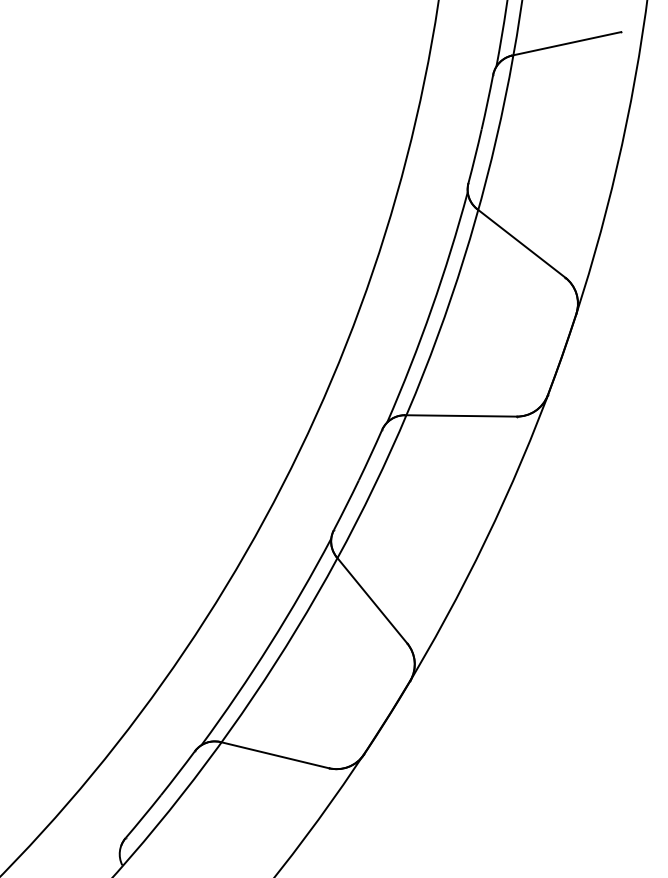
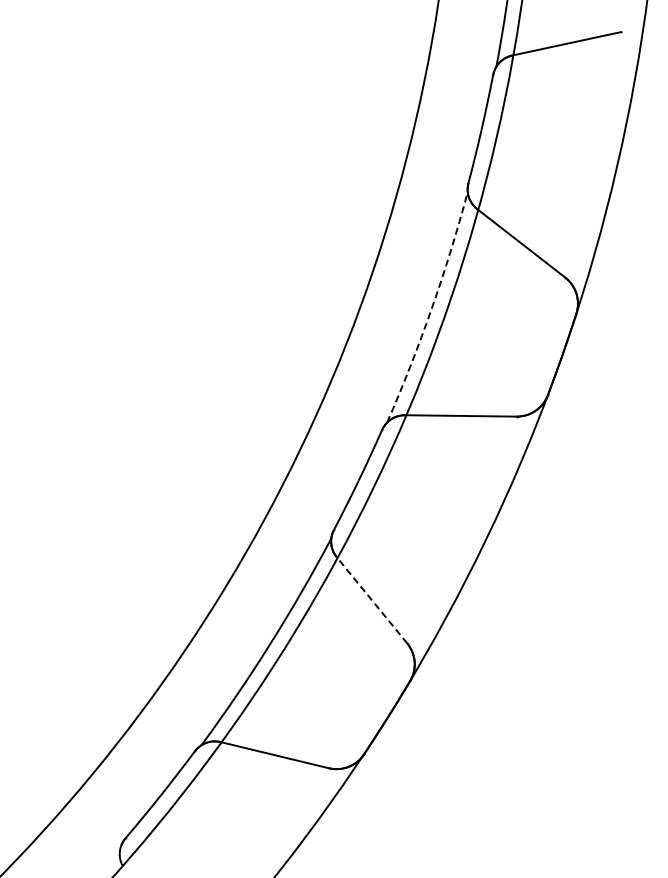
arc: solid -> dashed (431, 308)
line: solid -> dashed (372, 600)
